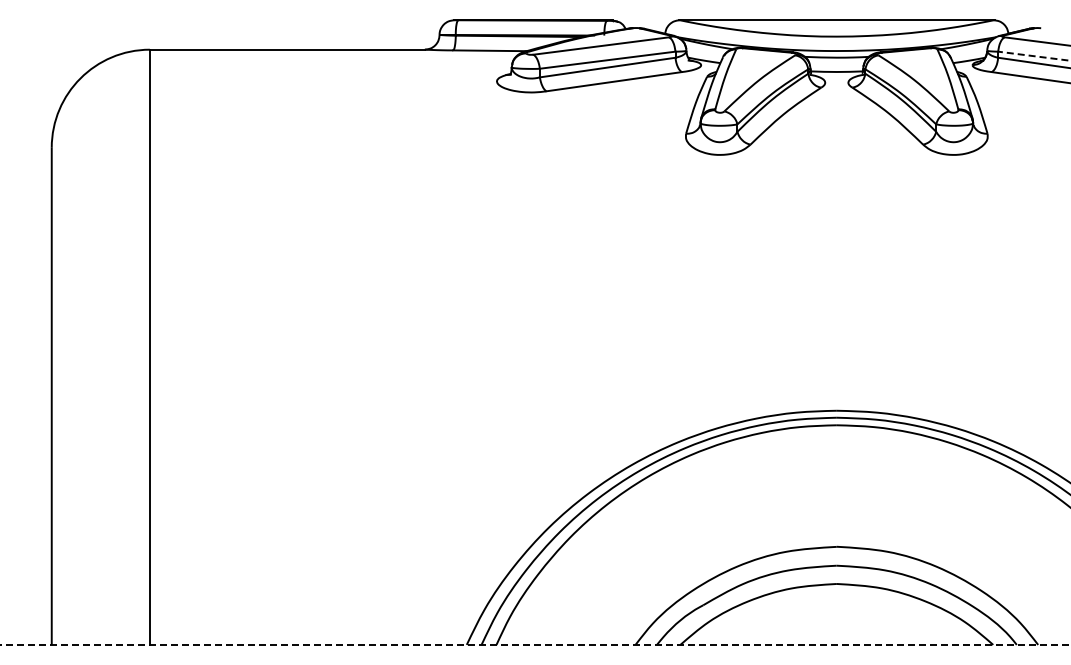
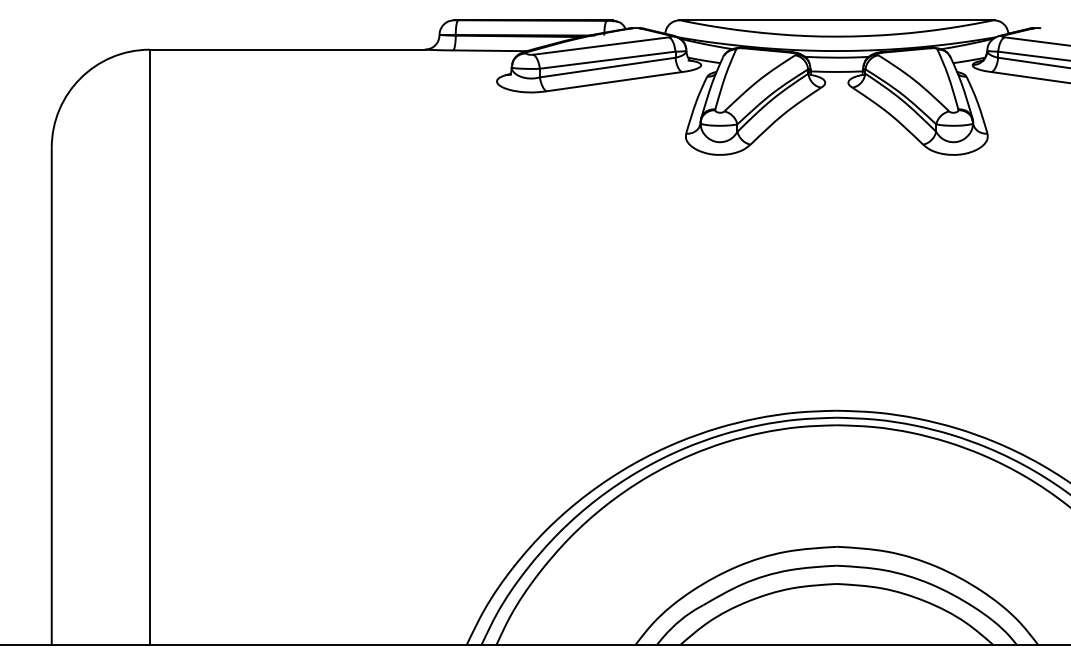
line: dashed -> solid (1033, 56)
line: dashed -> solid (535, 644)
